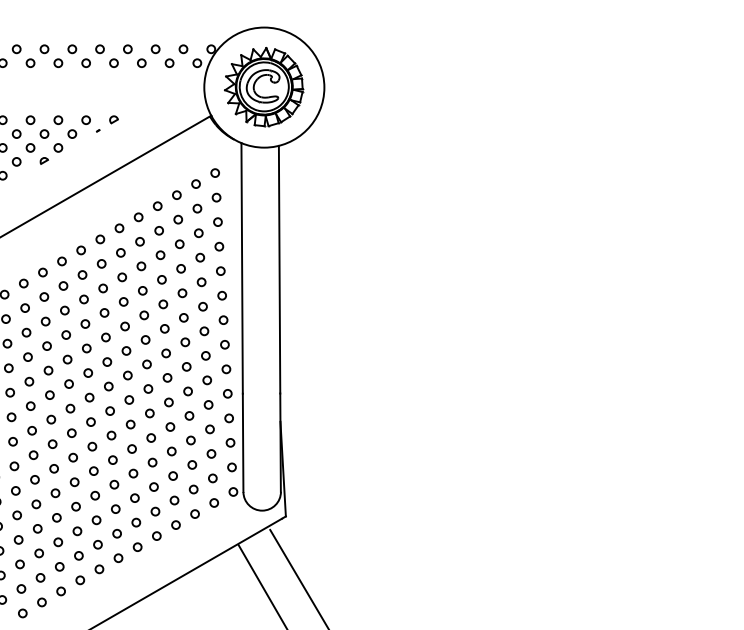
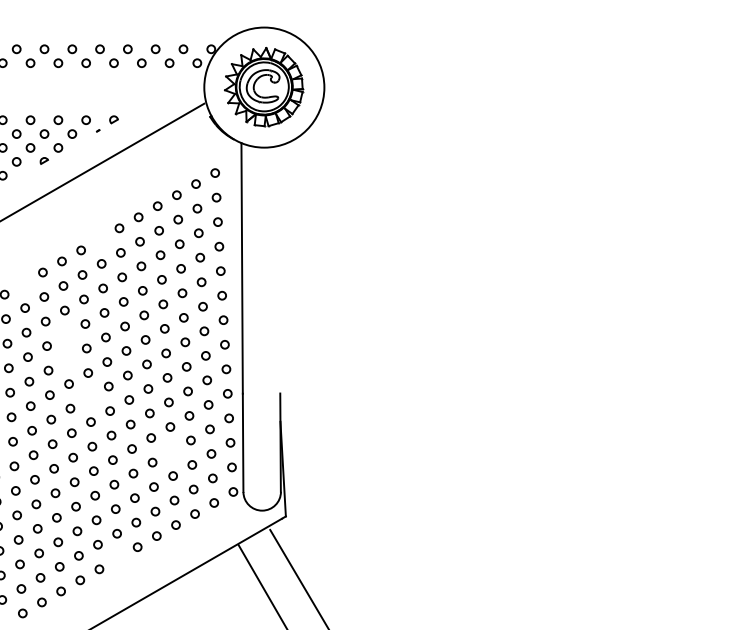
line position: (106, 175) -> (103, 161) (103, 161)
circle: present -> none (100, 239)
line: present -> none (279, 269)
circle: present -> none (23, 283)
circle: present -> none (65, 334)
circle: present -> none (67, 359)
circle: present -> none (89, 397)
circle: present -> none (171, 451)
circle: present -> none (118, 557)
